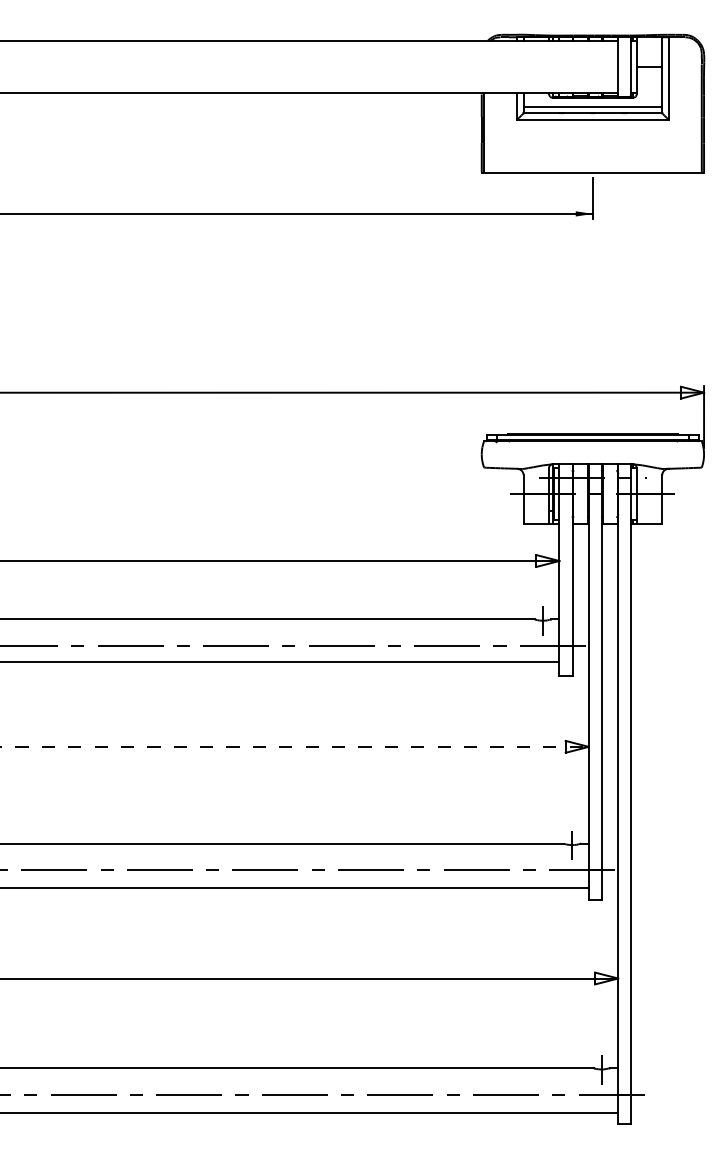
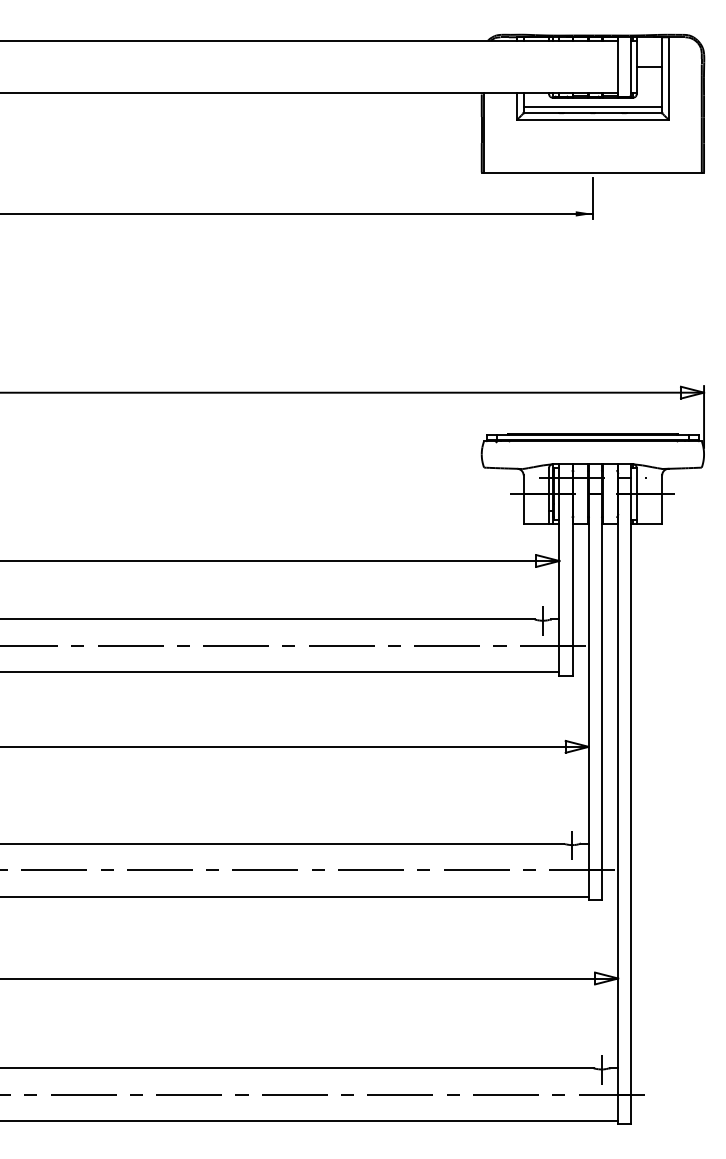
line position: (280, 662) -> (280, 672) (280, 672)
line: dashed -> solid (294, 746)
line position: (295, 887) -> (295, 896) (295, 896)
line position: (310, 1112) -> (310, 1120) (310, 1120)
